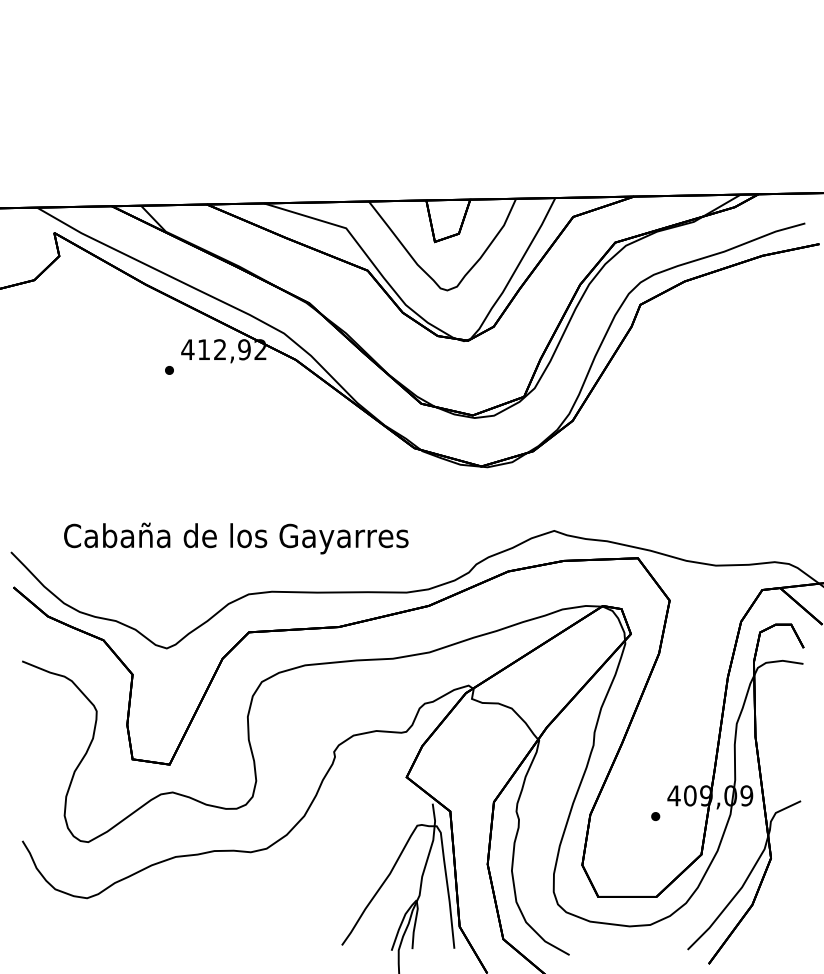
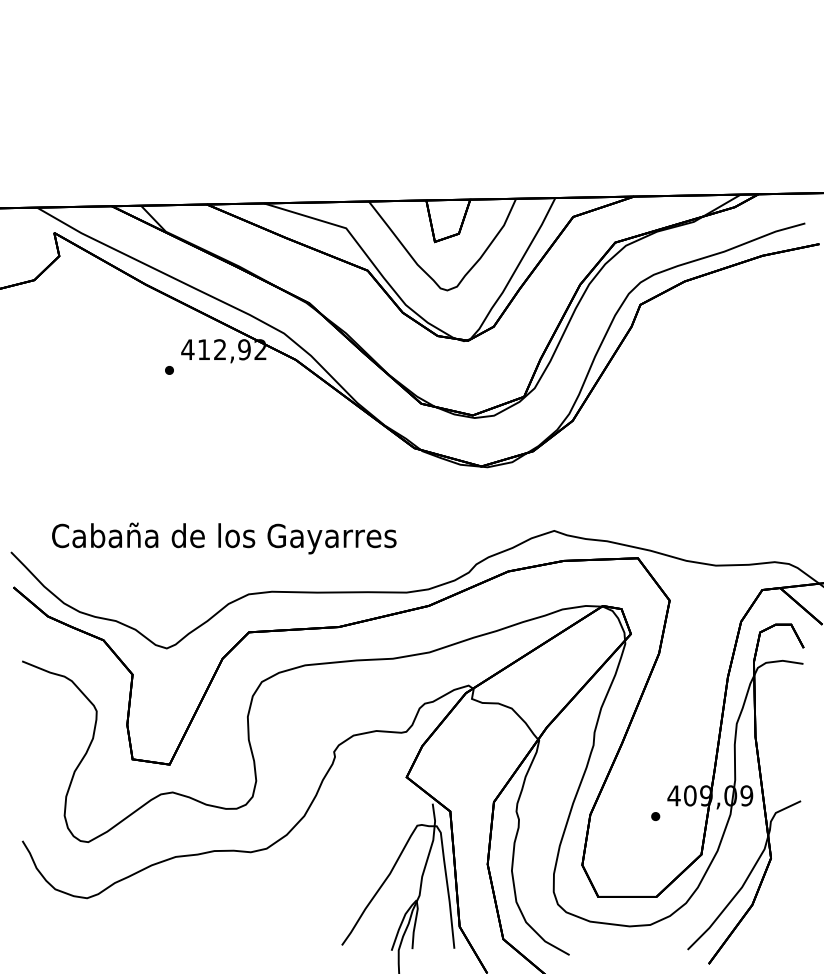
text position: (236, 538) -> (224, 538) (224, 538)
